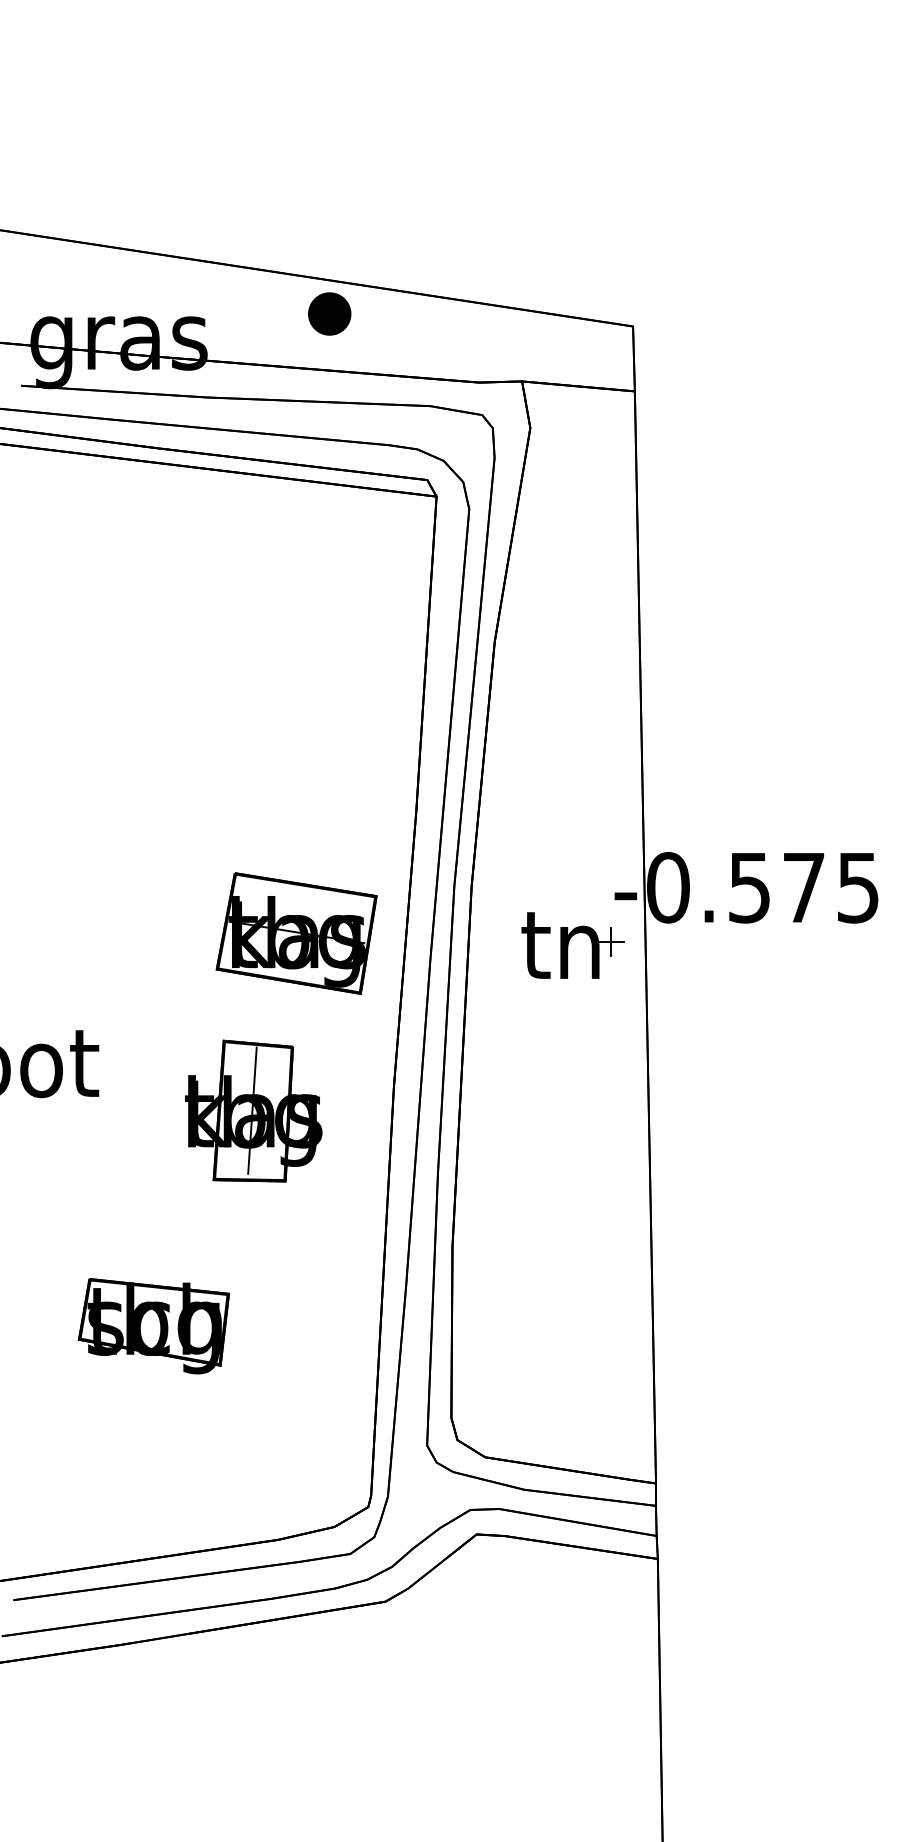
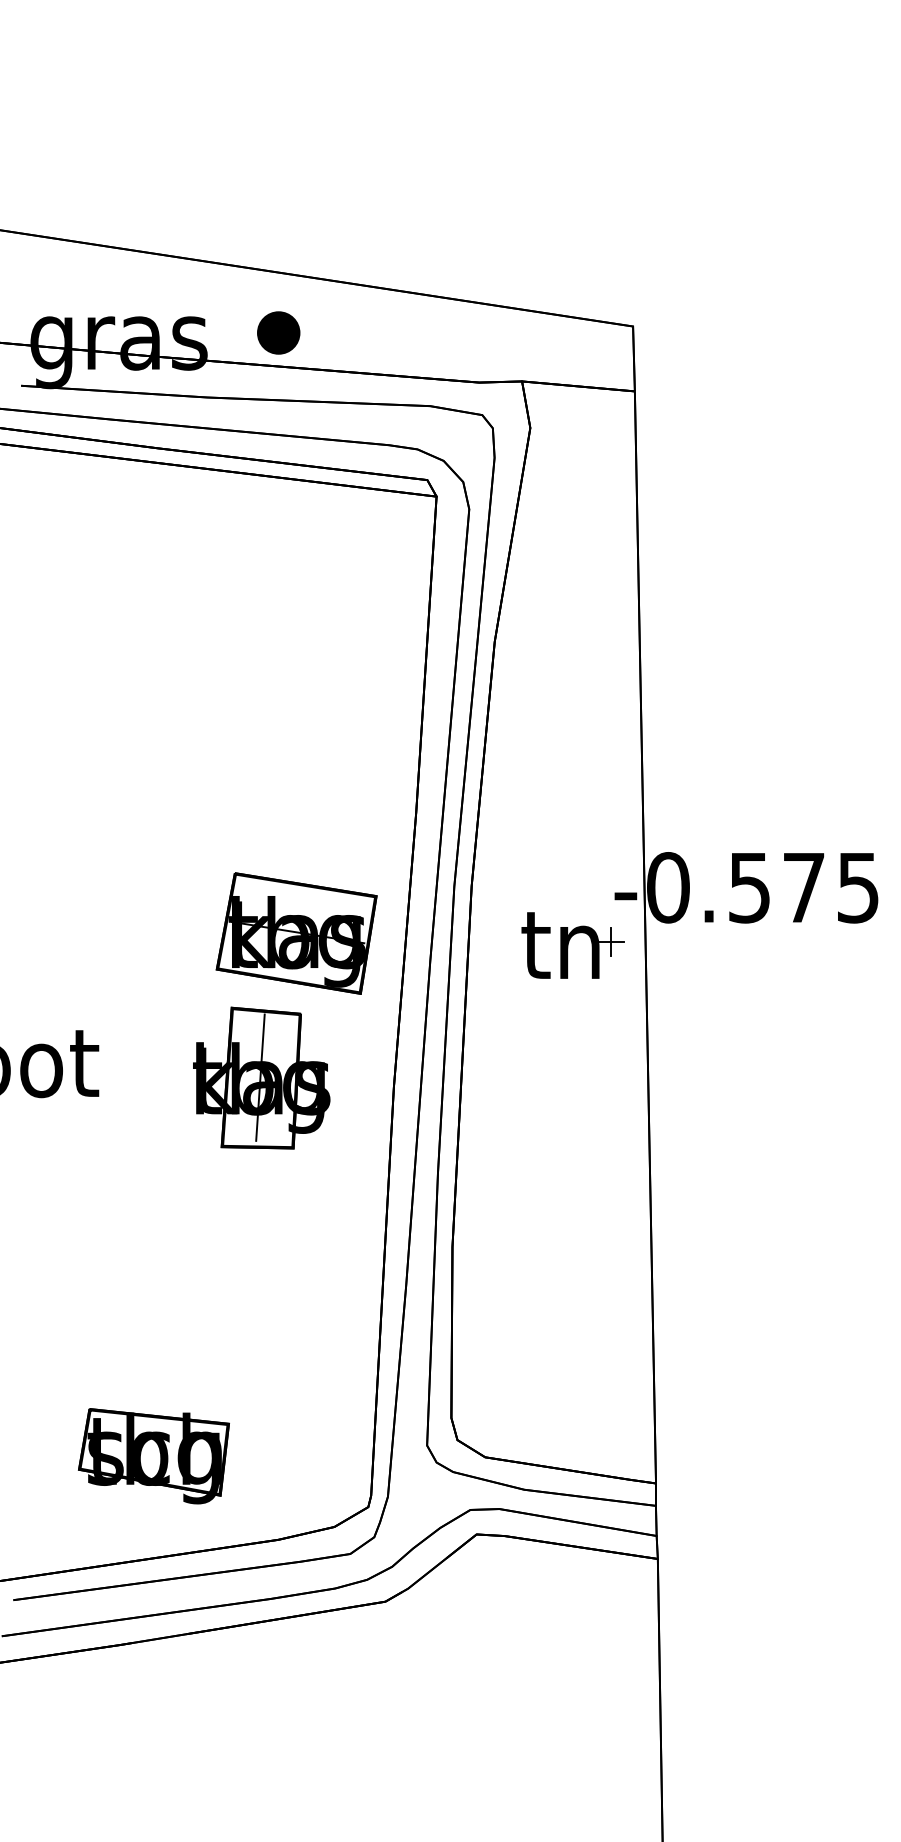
part position: (329, 313) -> (278, 332) (278, 332)
part position: (253, 1110) -> (261, 1077) (261, 1077)
part position: (153, 1326) -> (153, 1456) (153, 1456)
